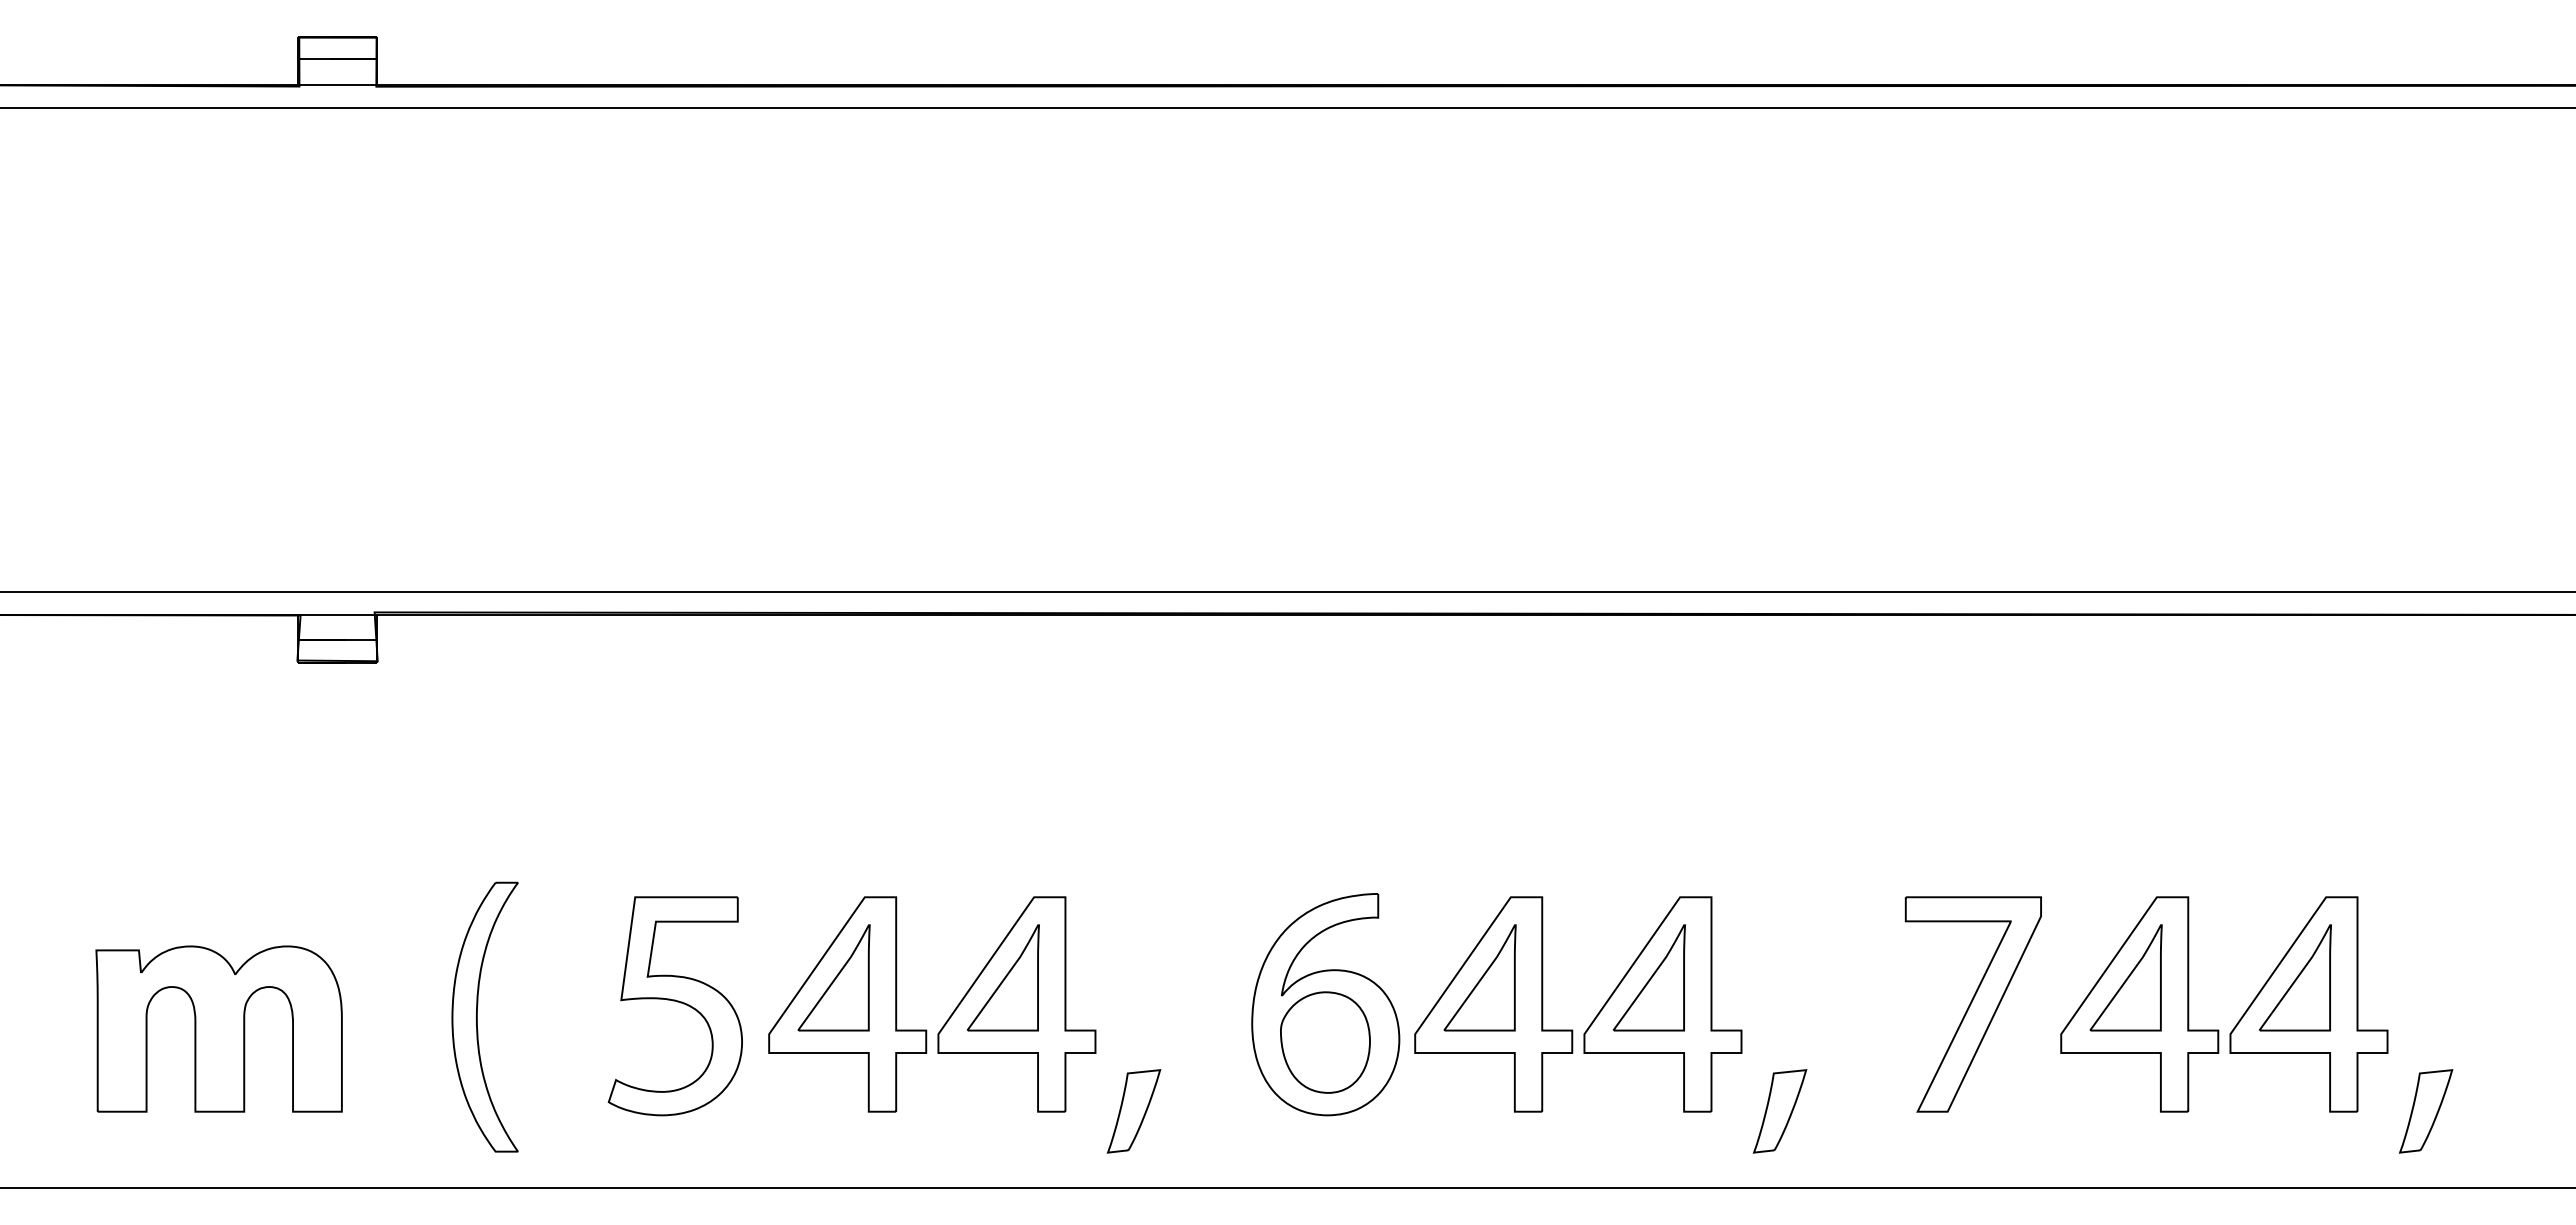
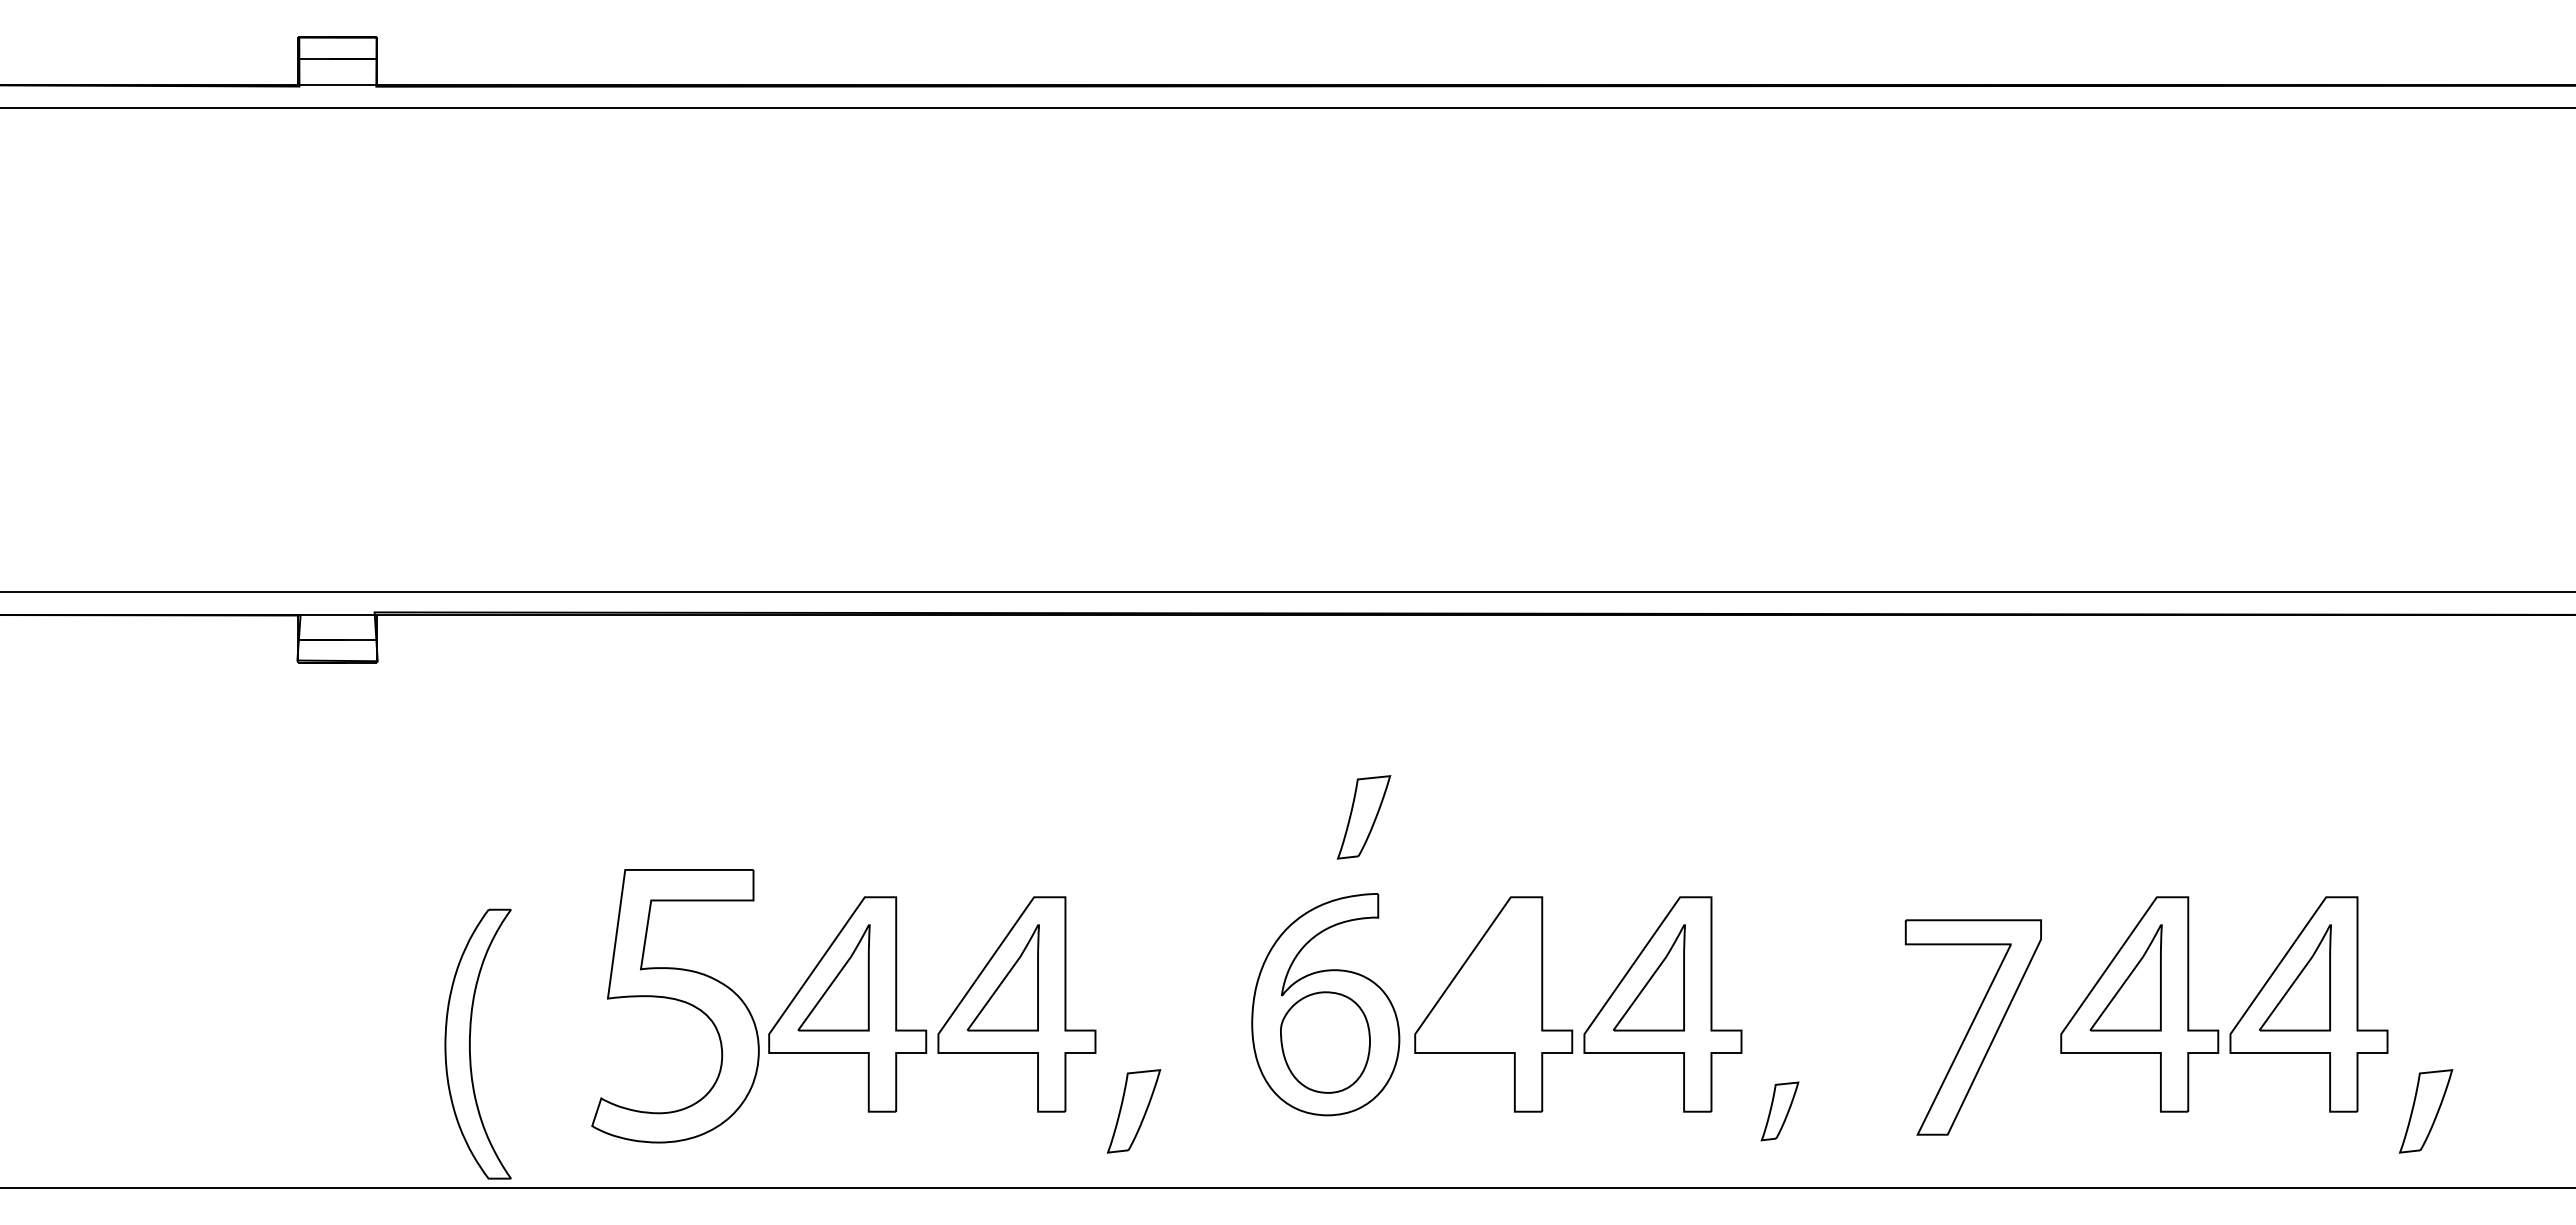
part: none -> present (1363, 817)
part: present -> none (1479, 977)
part position: (1972, 1004) -> (1972, 1027) (1972, 1027)
part size: 136x221 px -> 169x275 px (675, 1006)
part position: (477, 1016) -> (470, 1043) (470, 1043)
part: present -> none (218, 1028)
part size: 56x85 px -> 40x61 px (1779, 1111)
